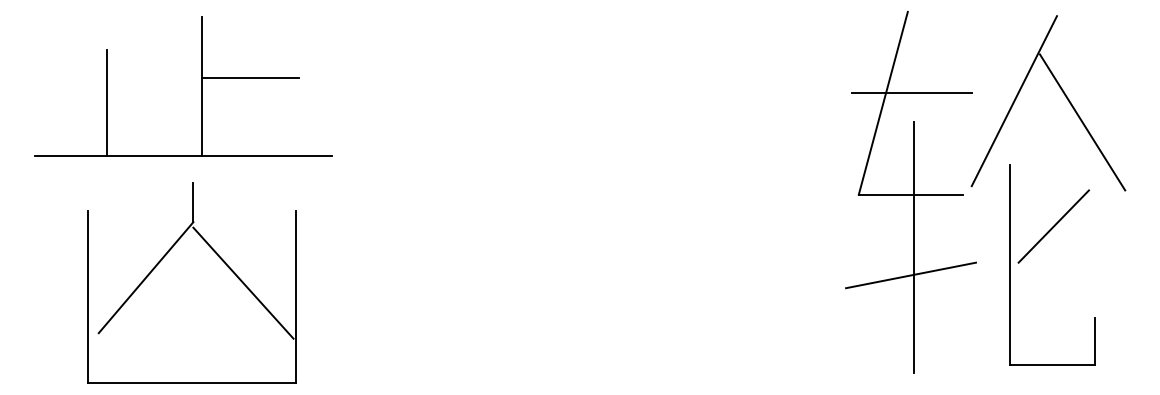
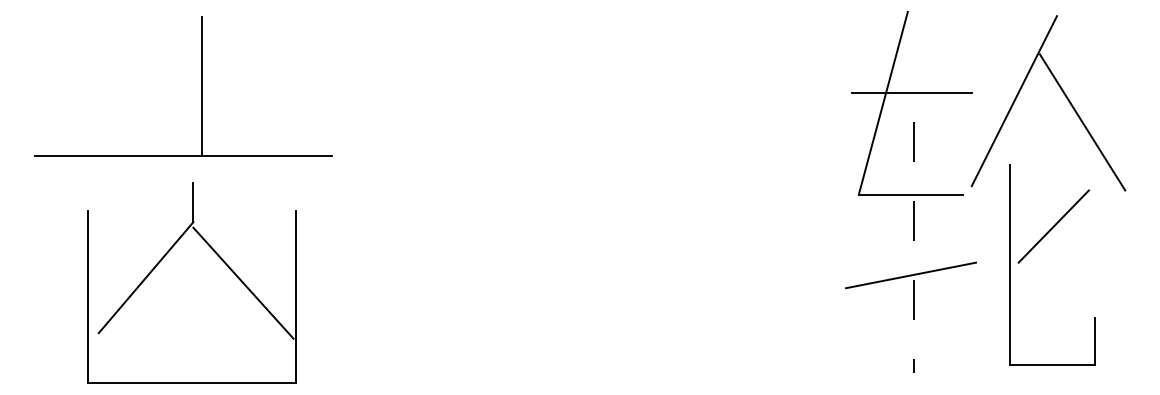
line: present -> none (250, 77)
line: present -> none (107, 102)
line: solid -> dashed (914, 248)
